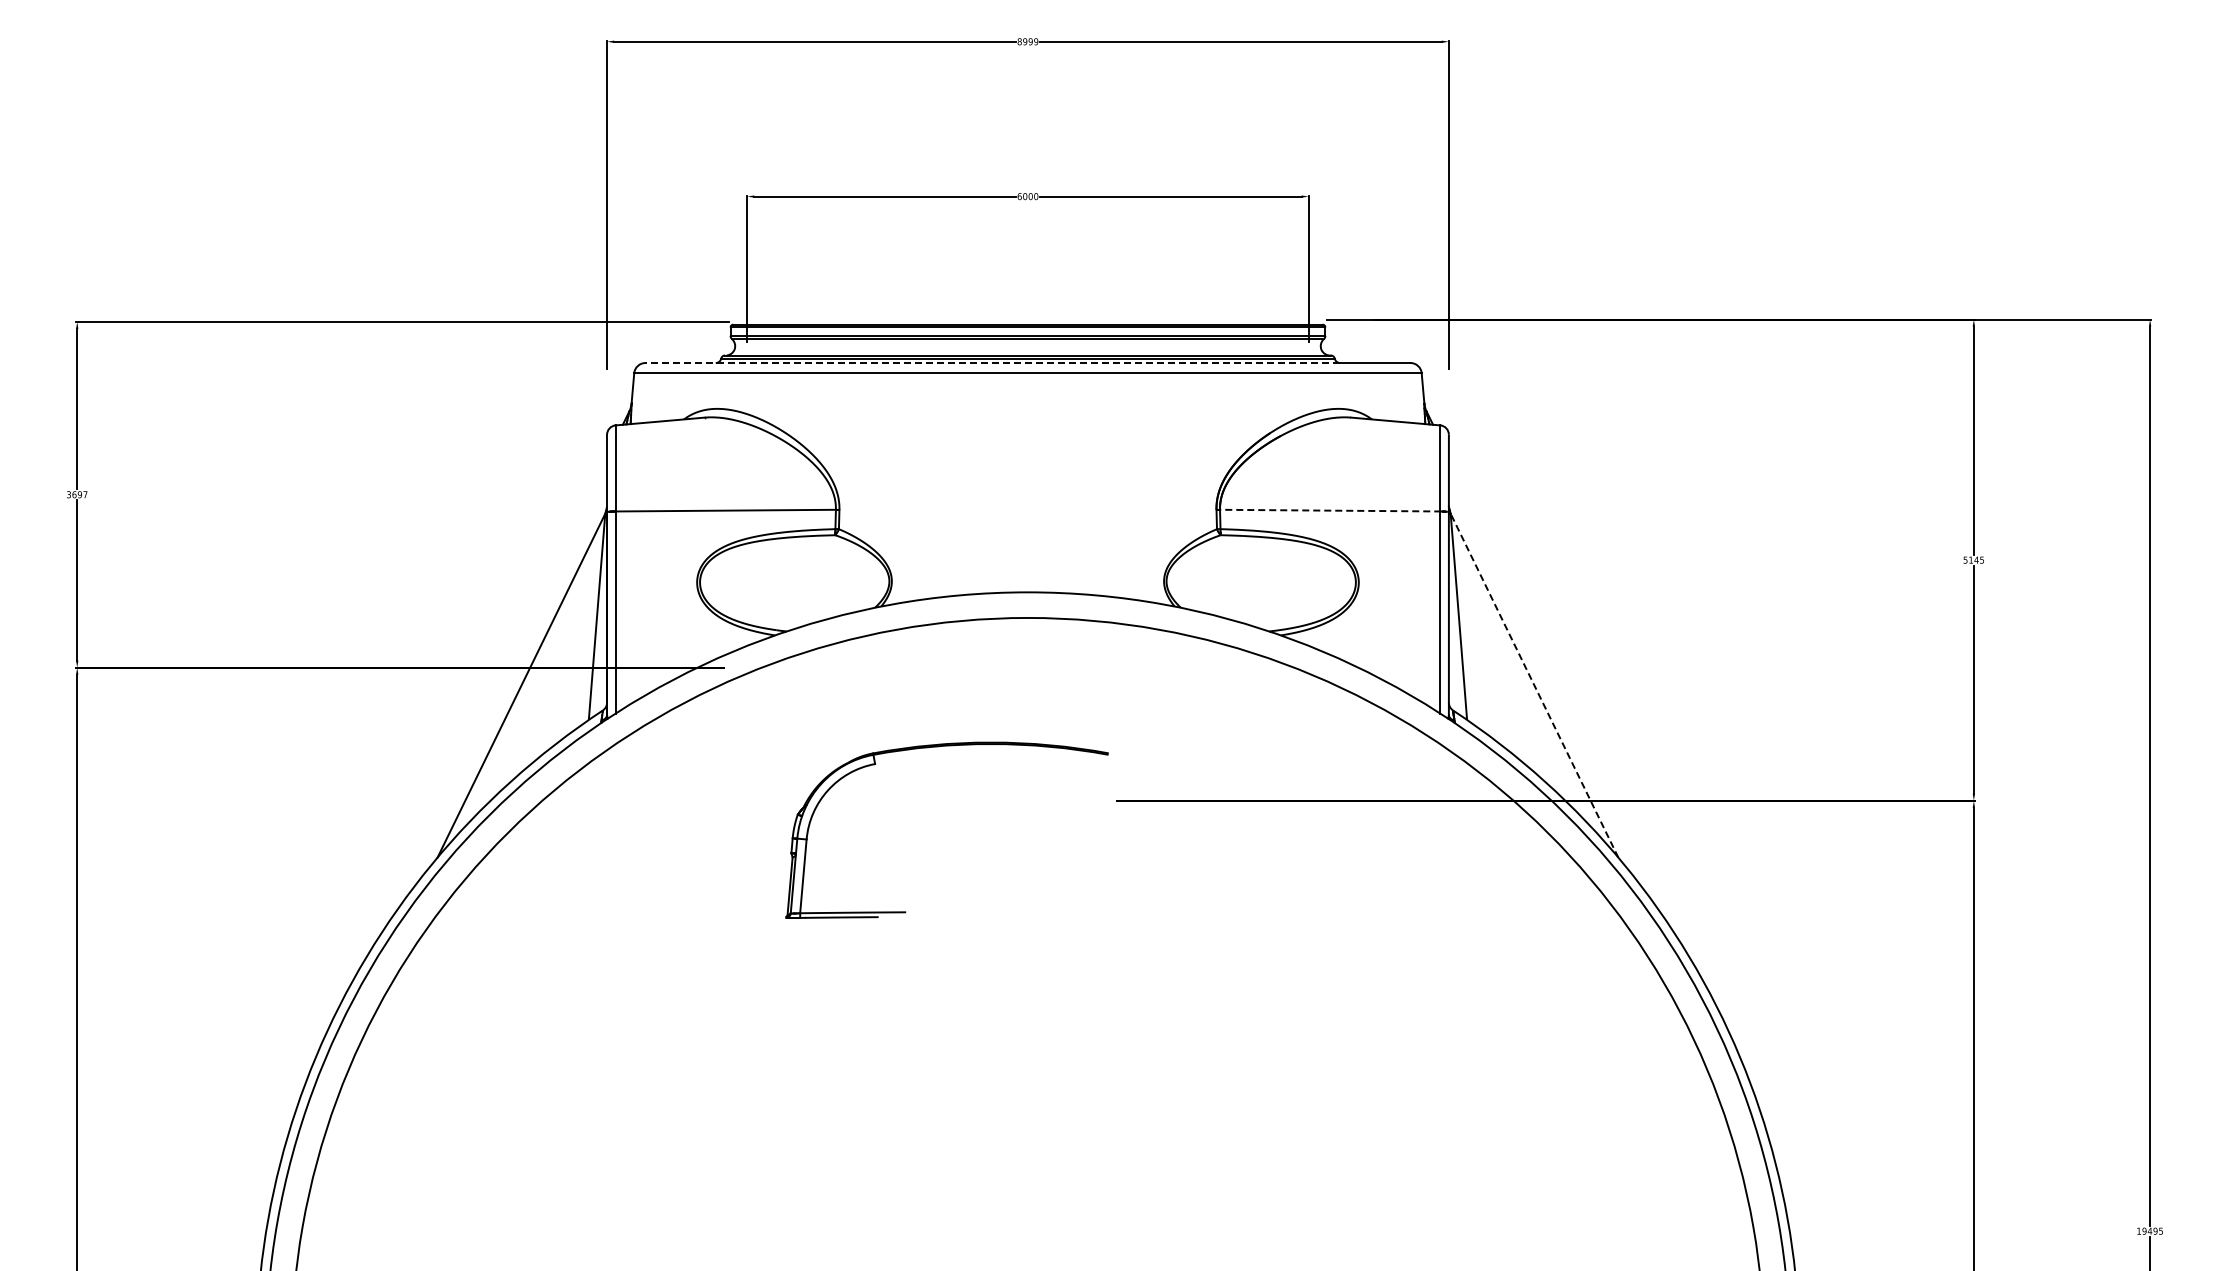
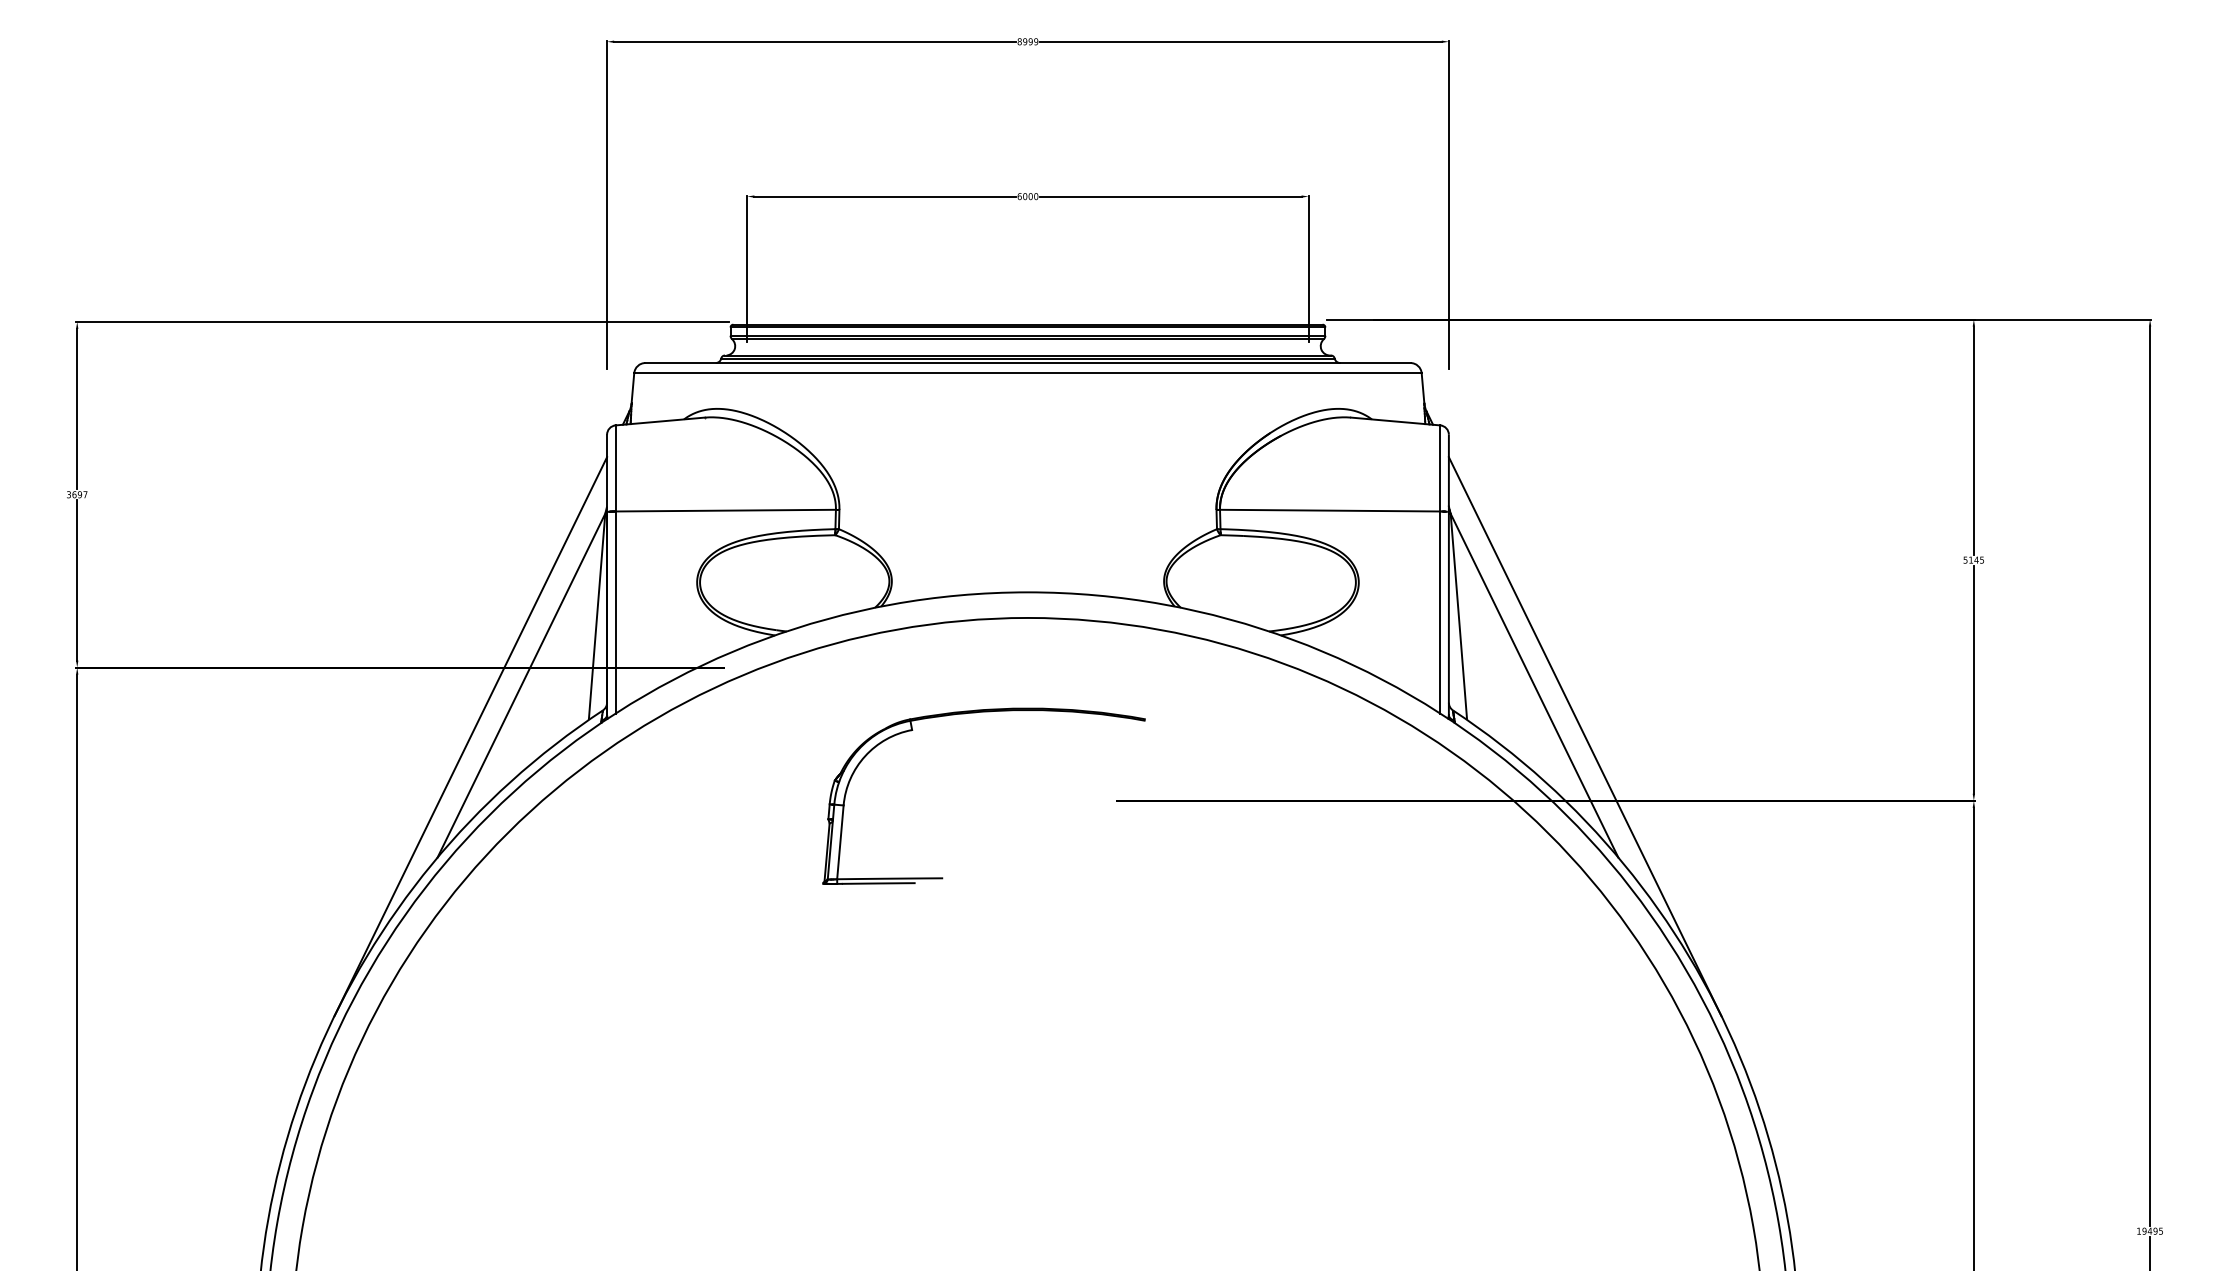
line: dashed -> solid (992, 363)
line: dashed -> solid (1331, 510)
line: dashed -> solid (1534, 685)
line: none -> present (470, 736)
line: none -> present (1584, 736)
part position: (939, 747) -> (976, 713) (976, 713)
